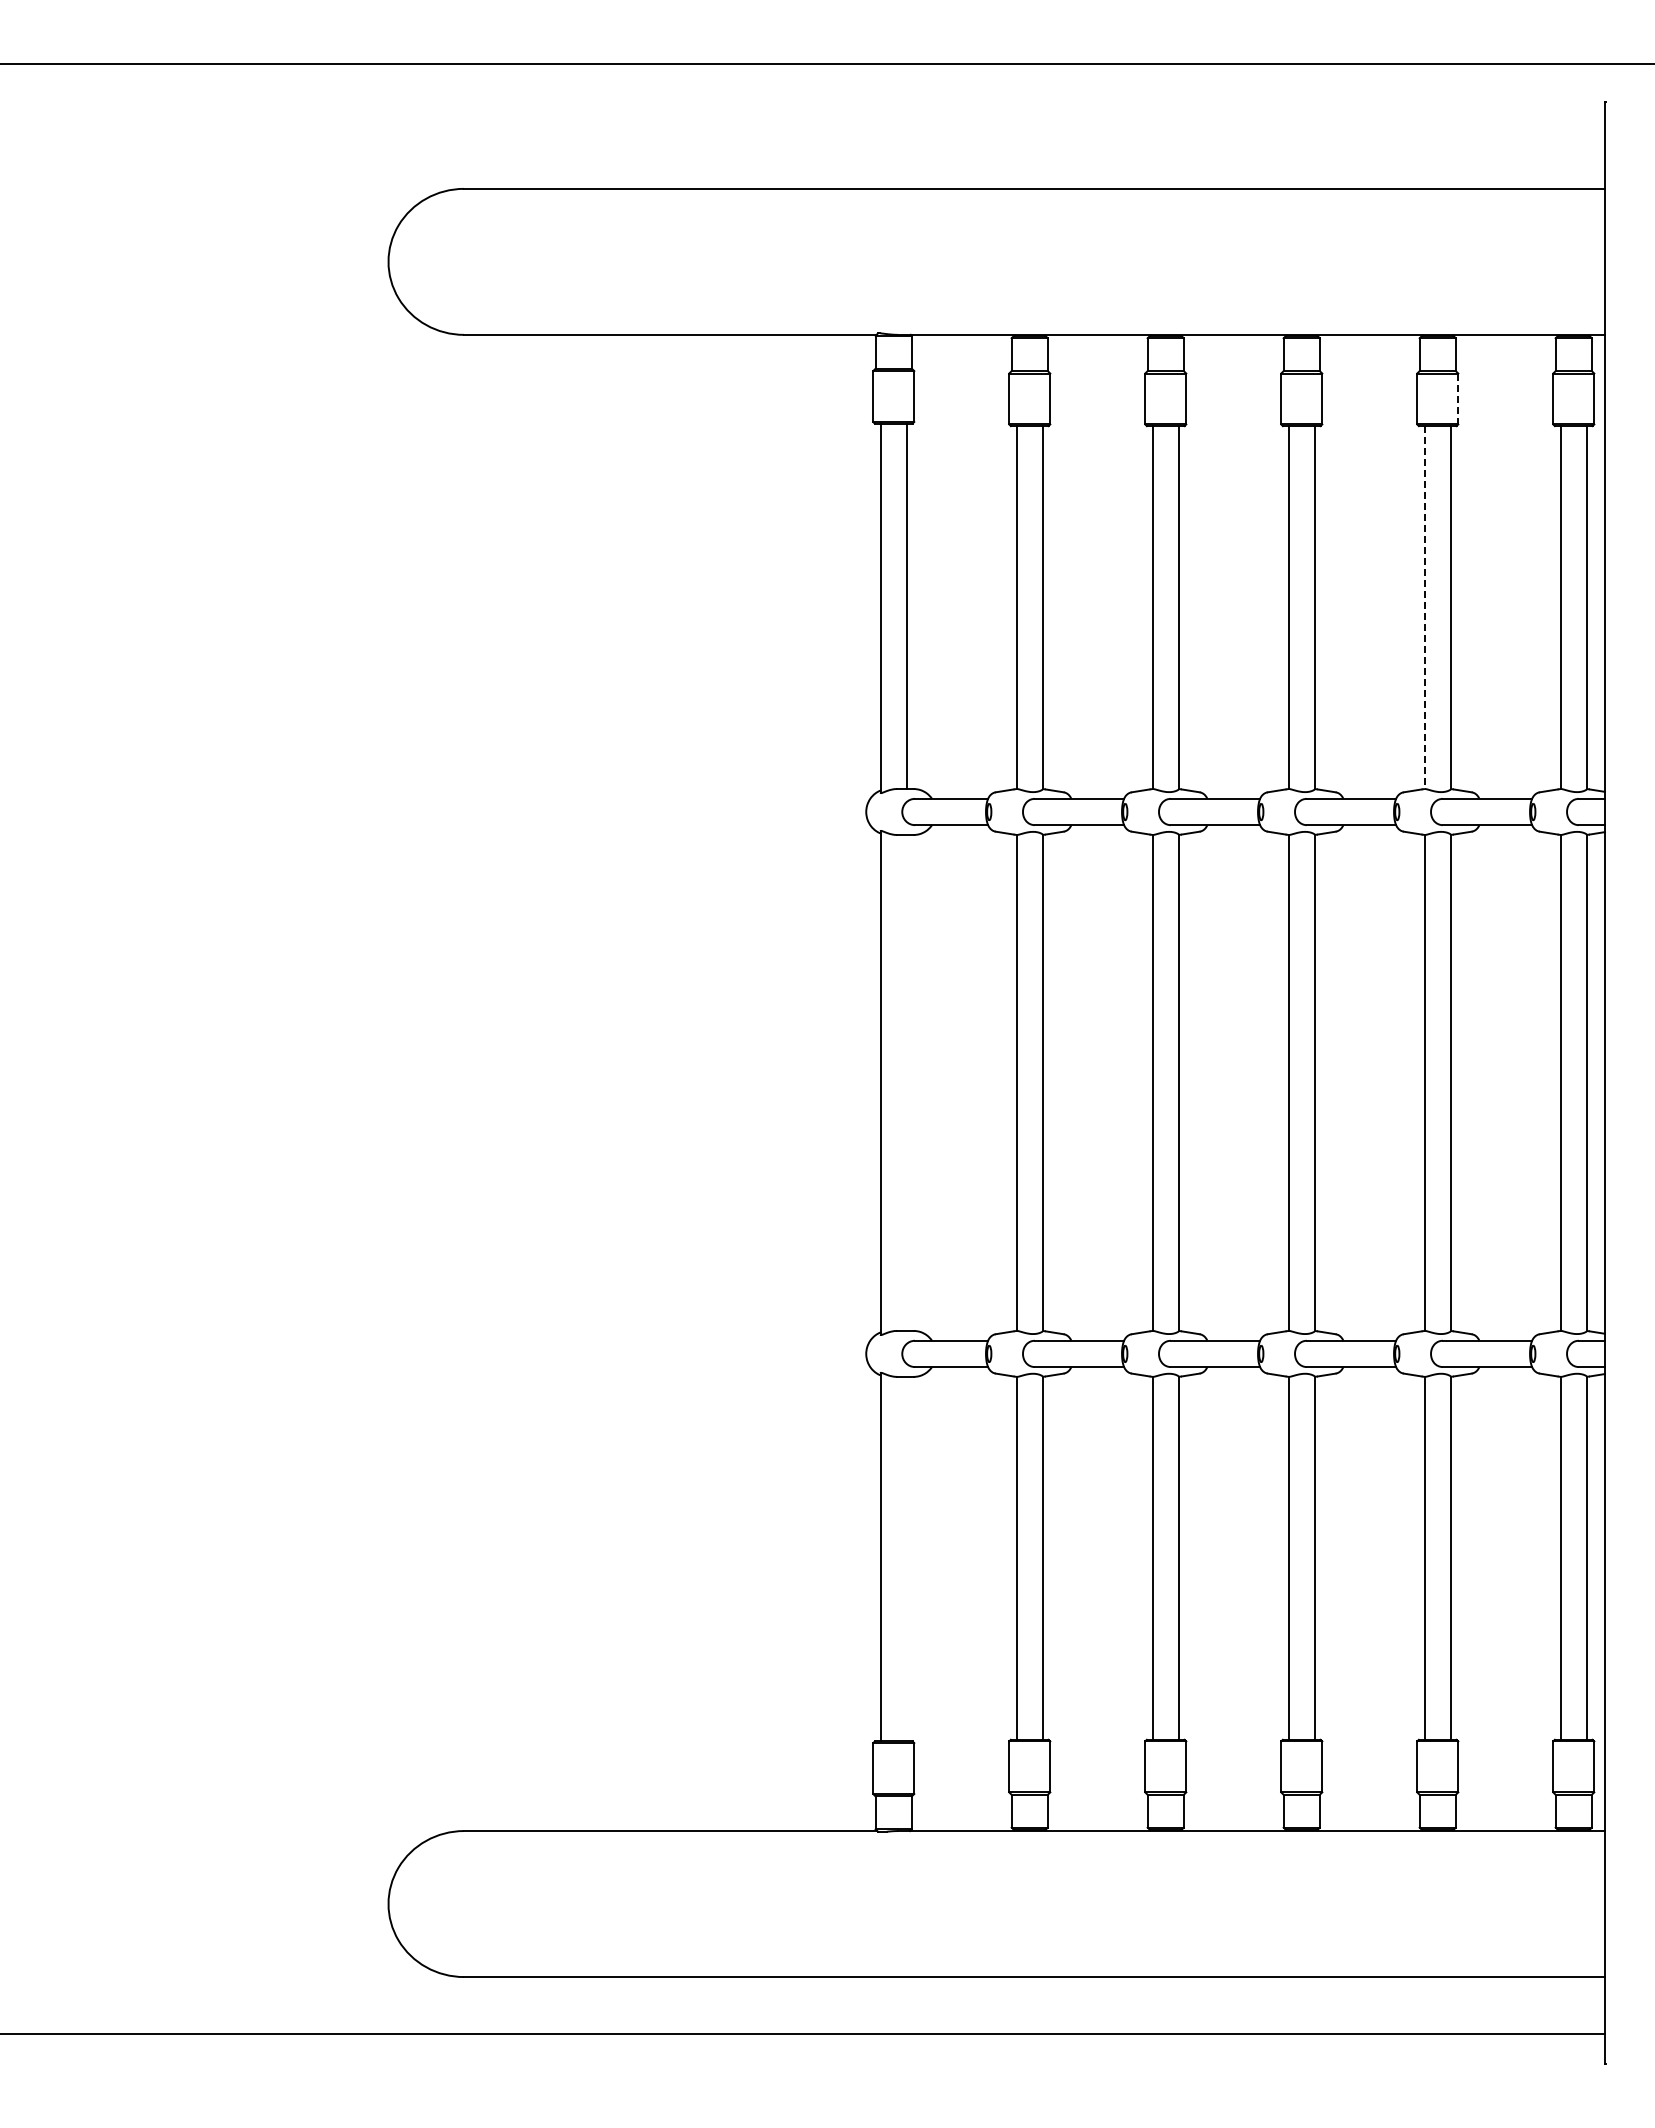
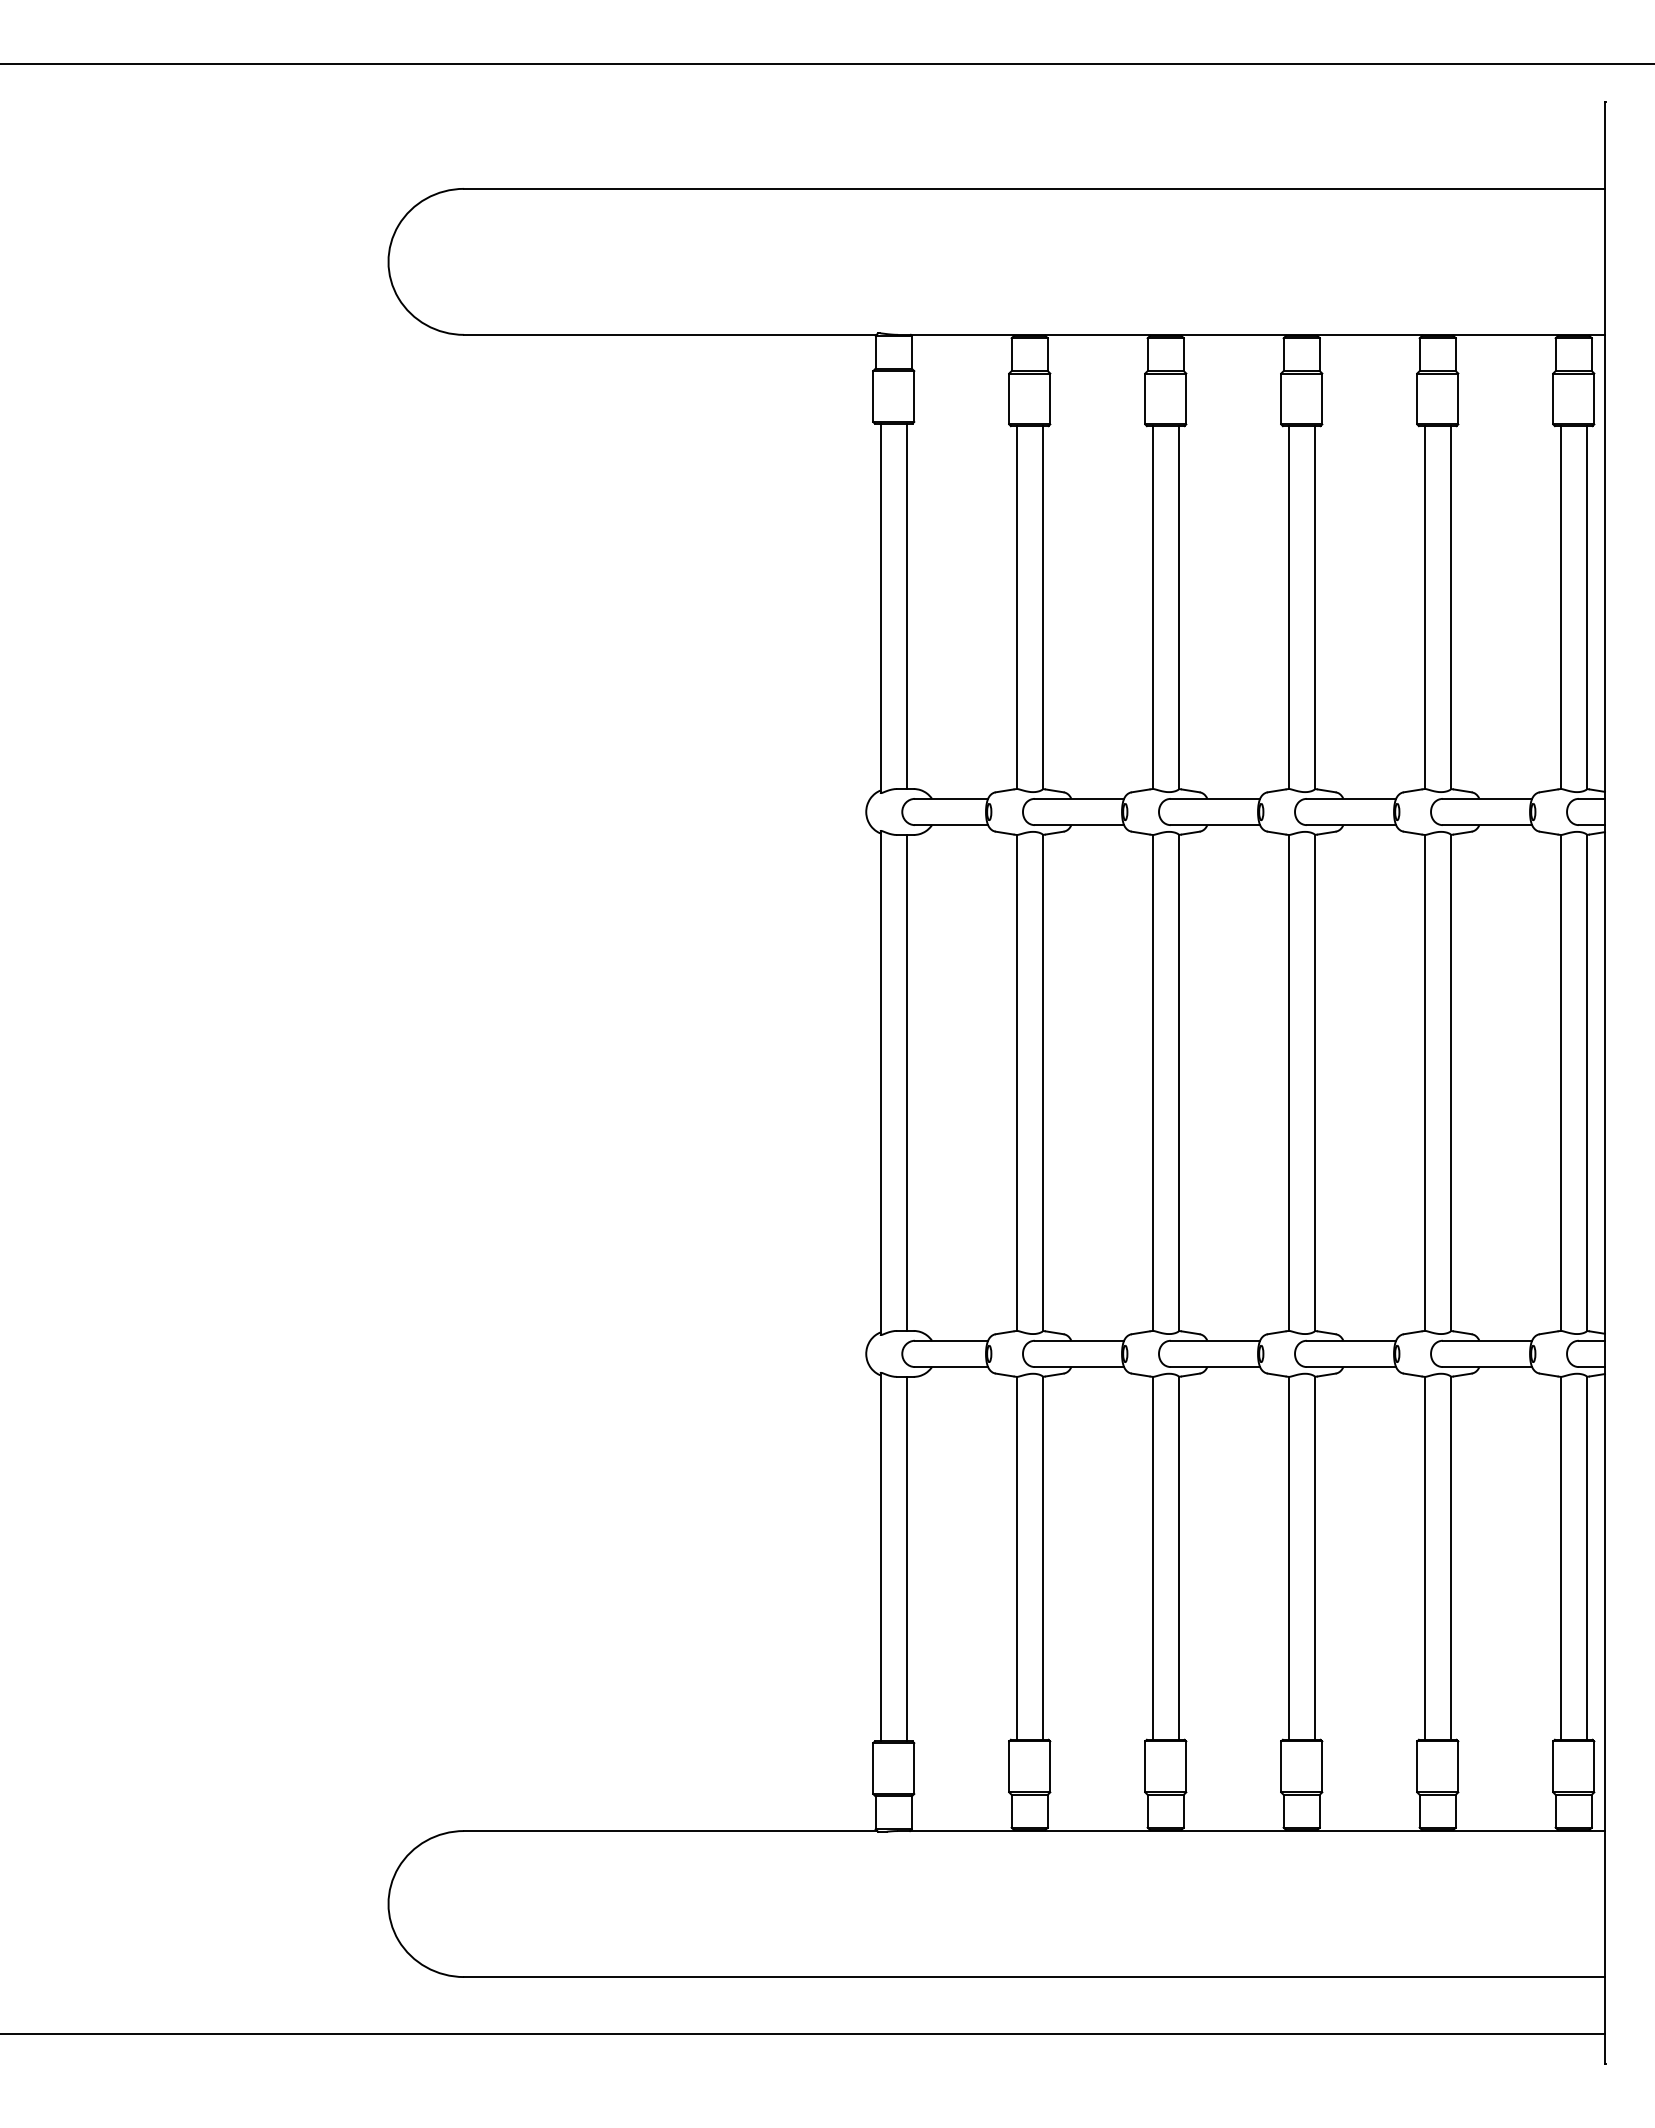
line: dashed -> solid (1458, 399)
line: dashed -> solid (1424, 608)
line: none -> present (906, 1082)
line: none -> present (906, 1558)
